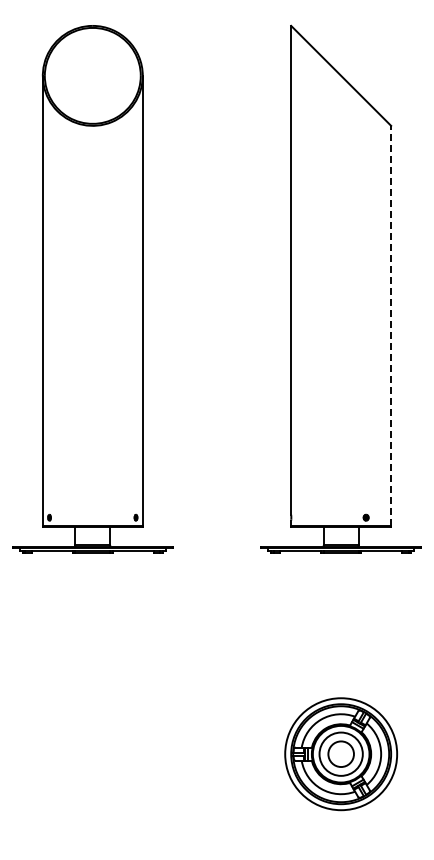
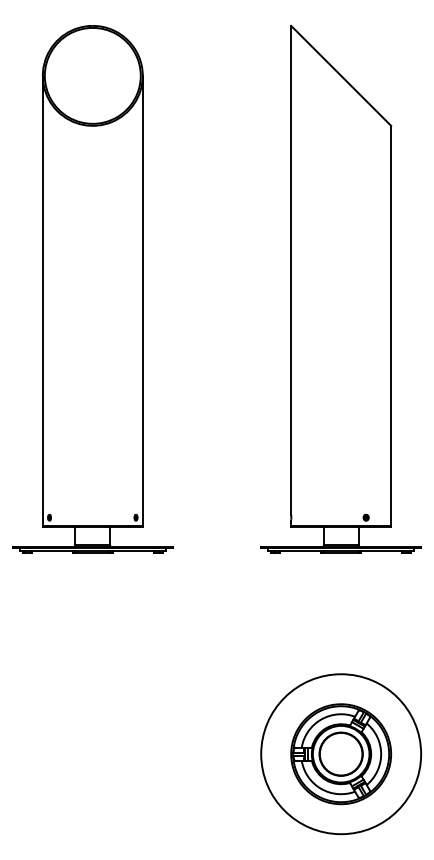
line: dashed -> solid (391, 325)
circle diameter: 26 px -> 43 px (340, 753)
circle diameter: 112 px -> 160 px (341, 754)
